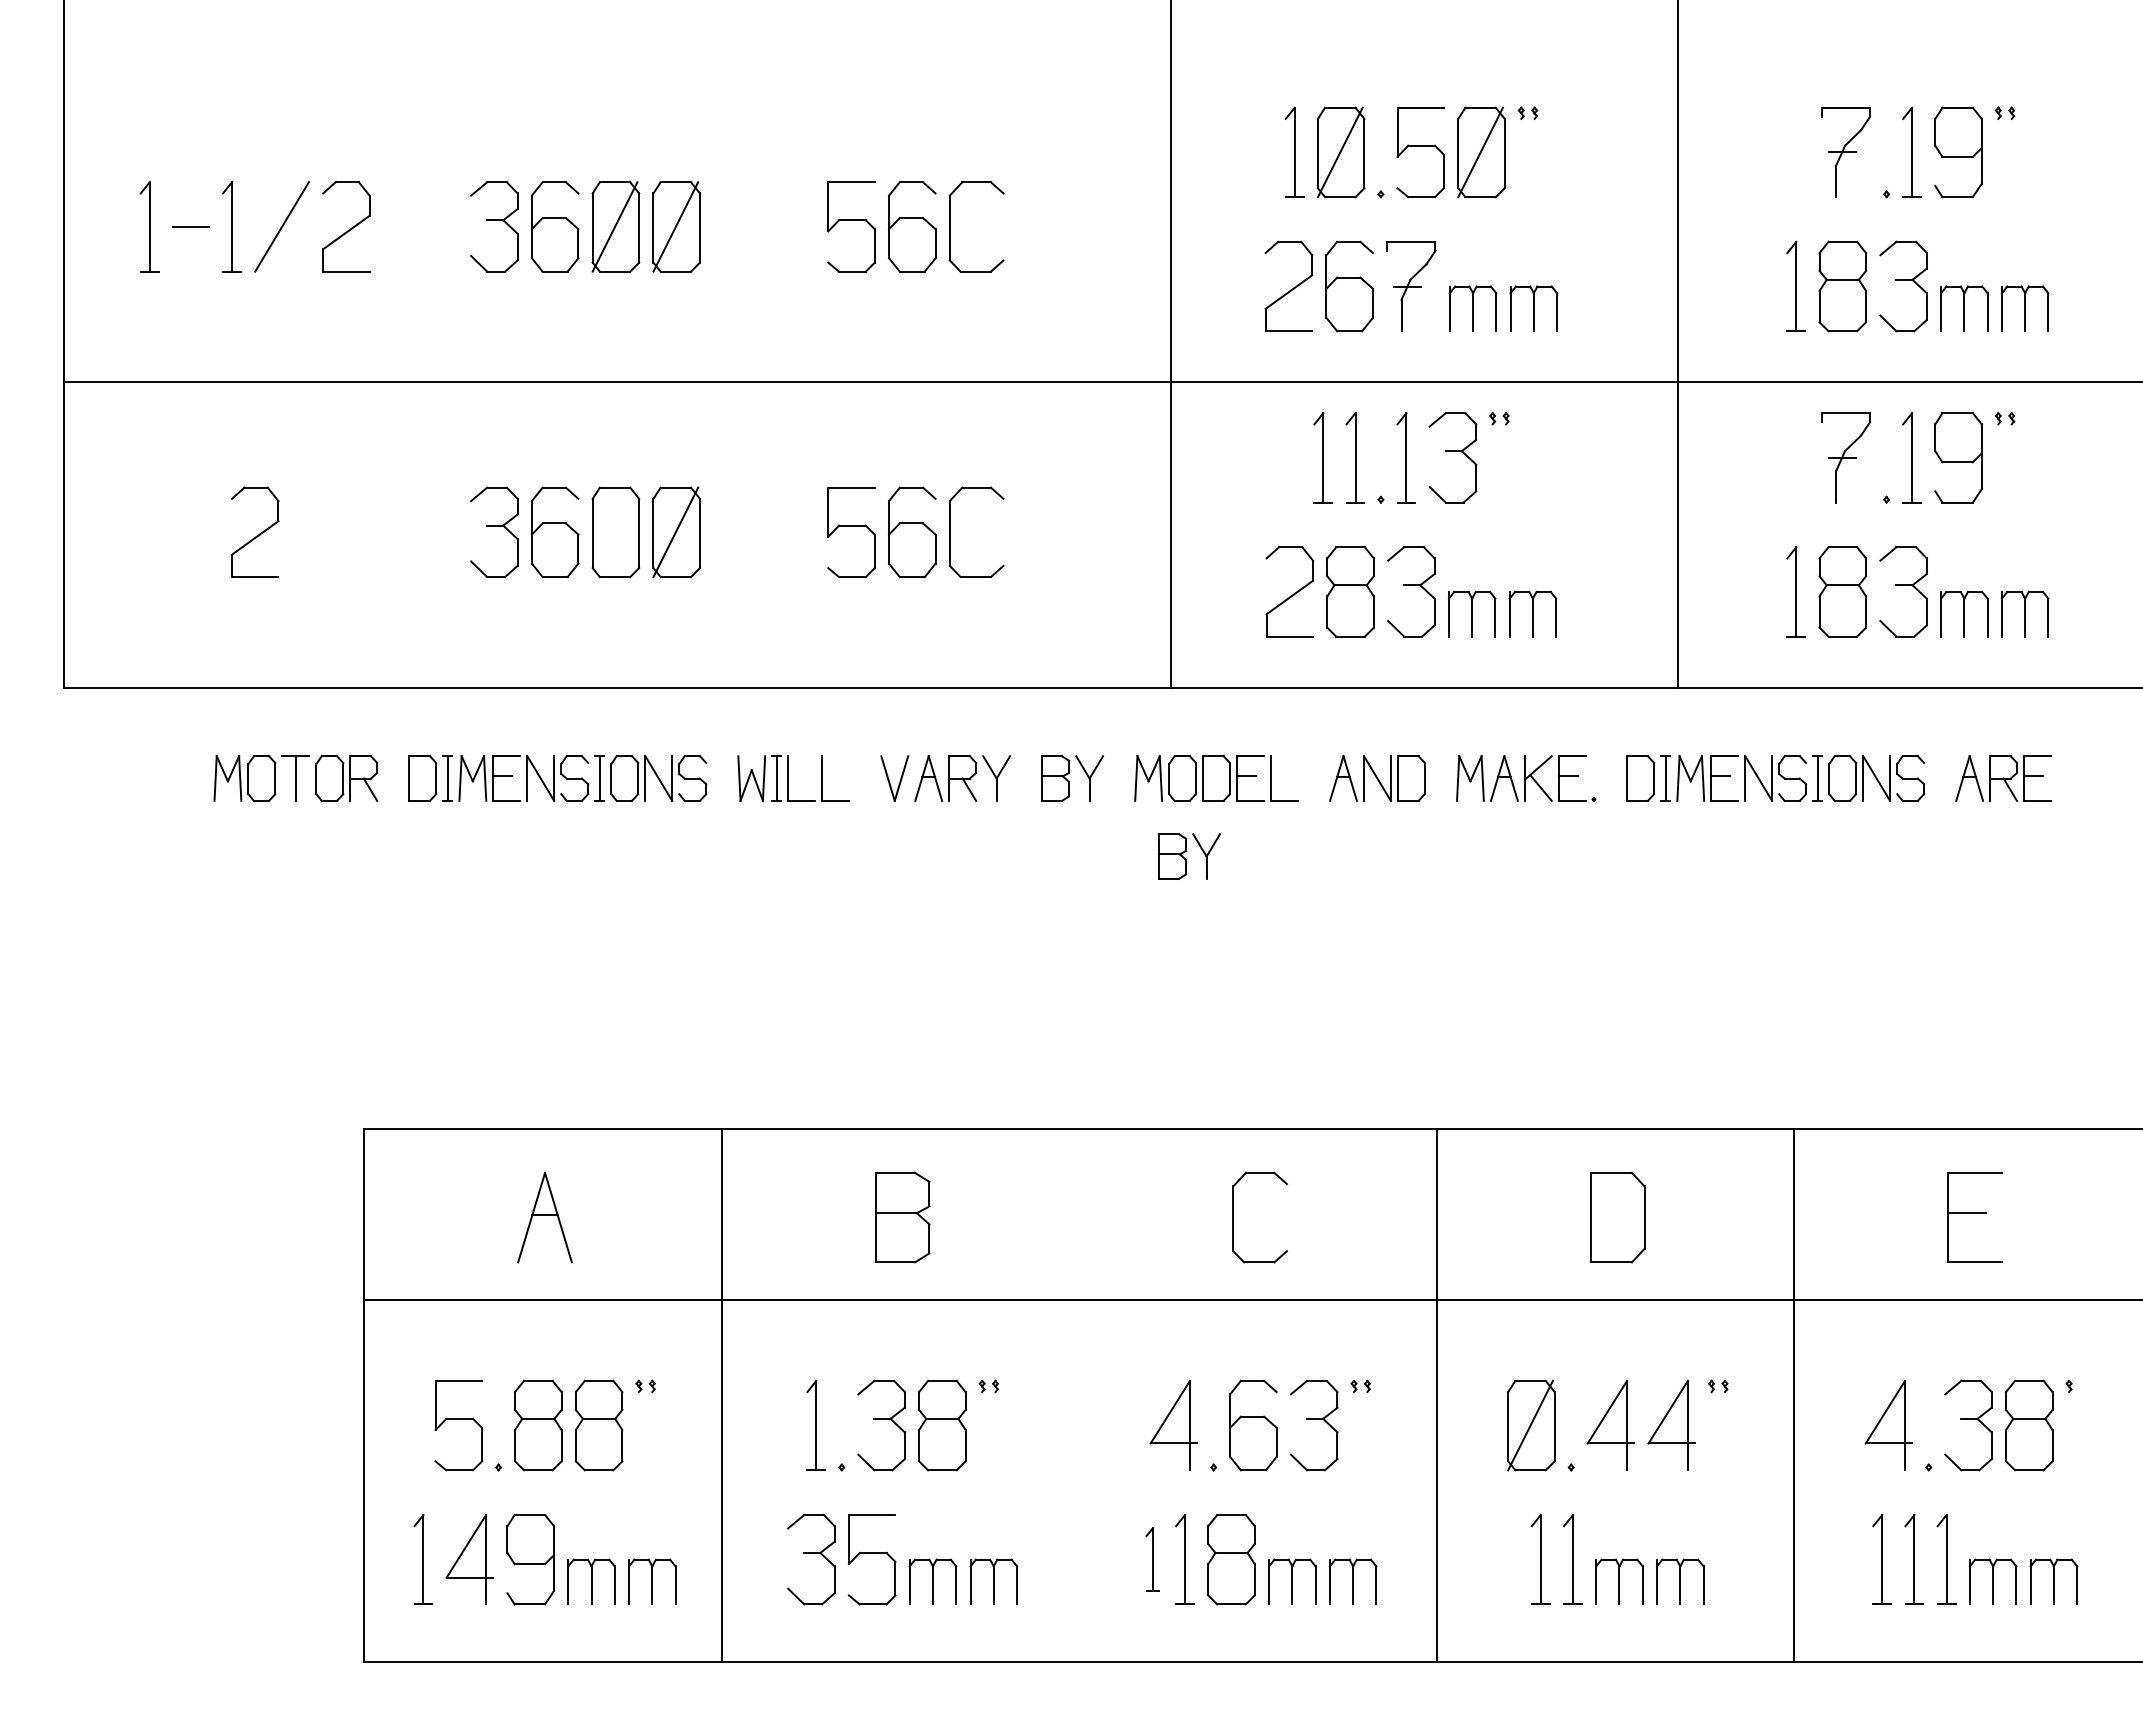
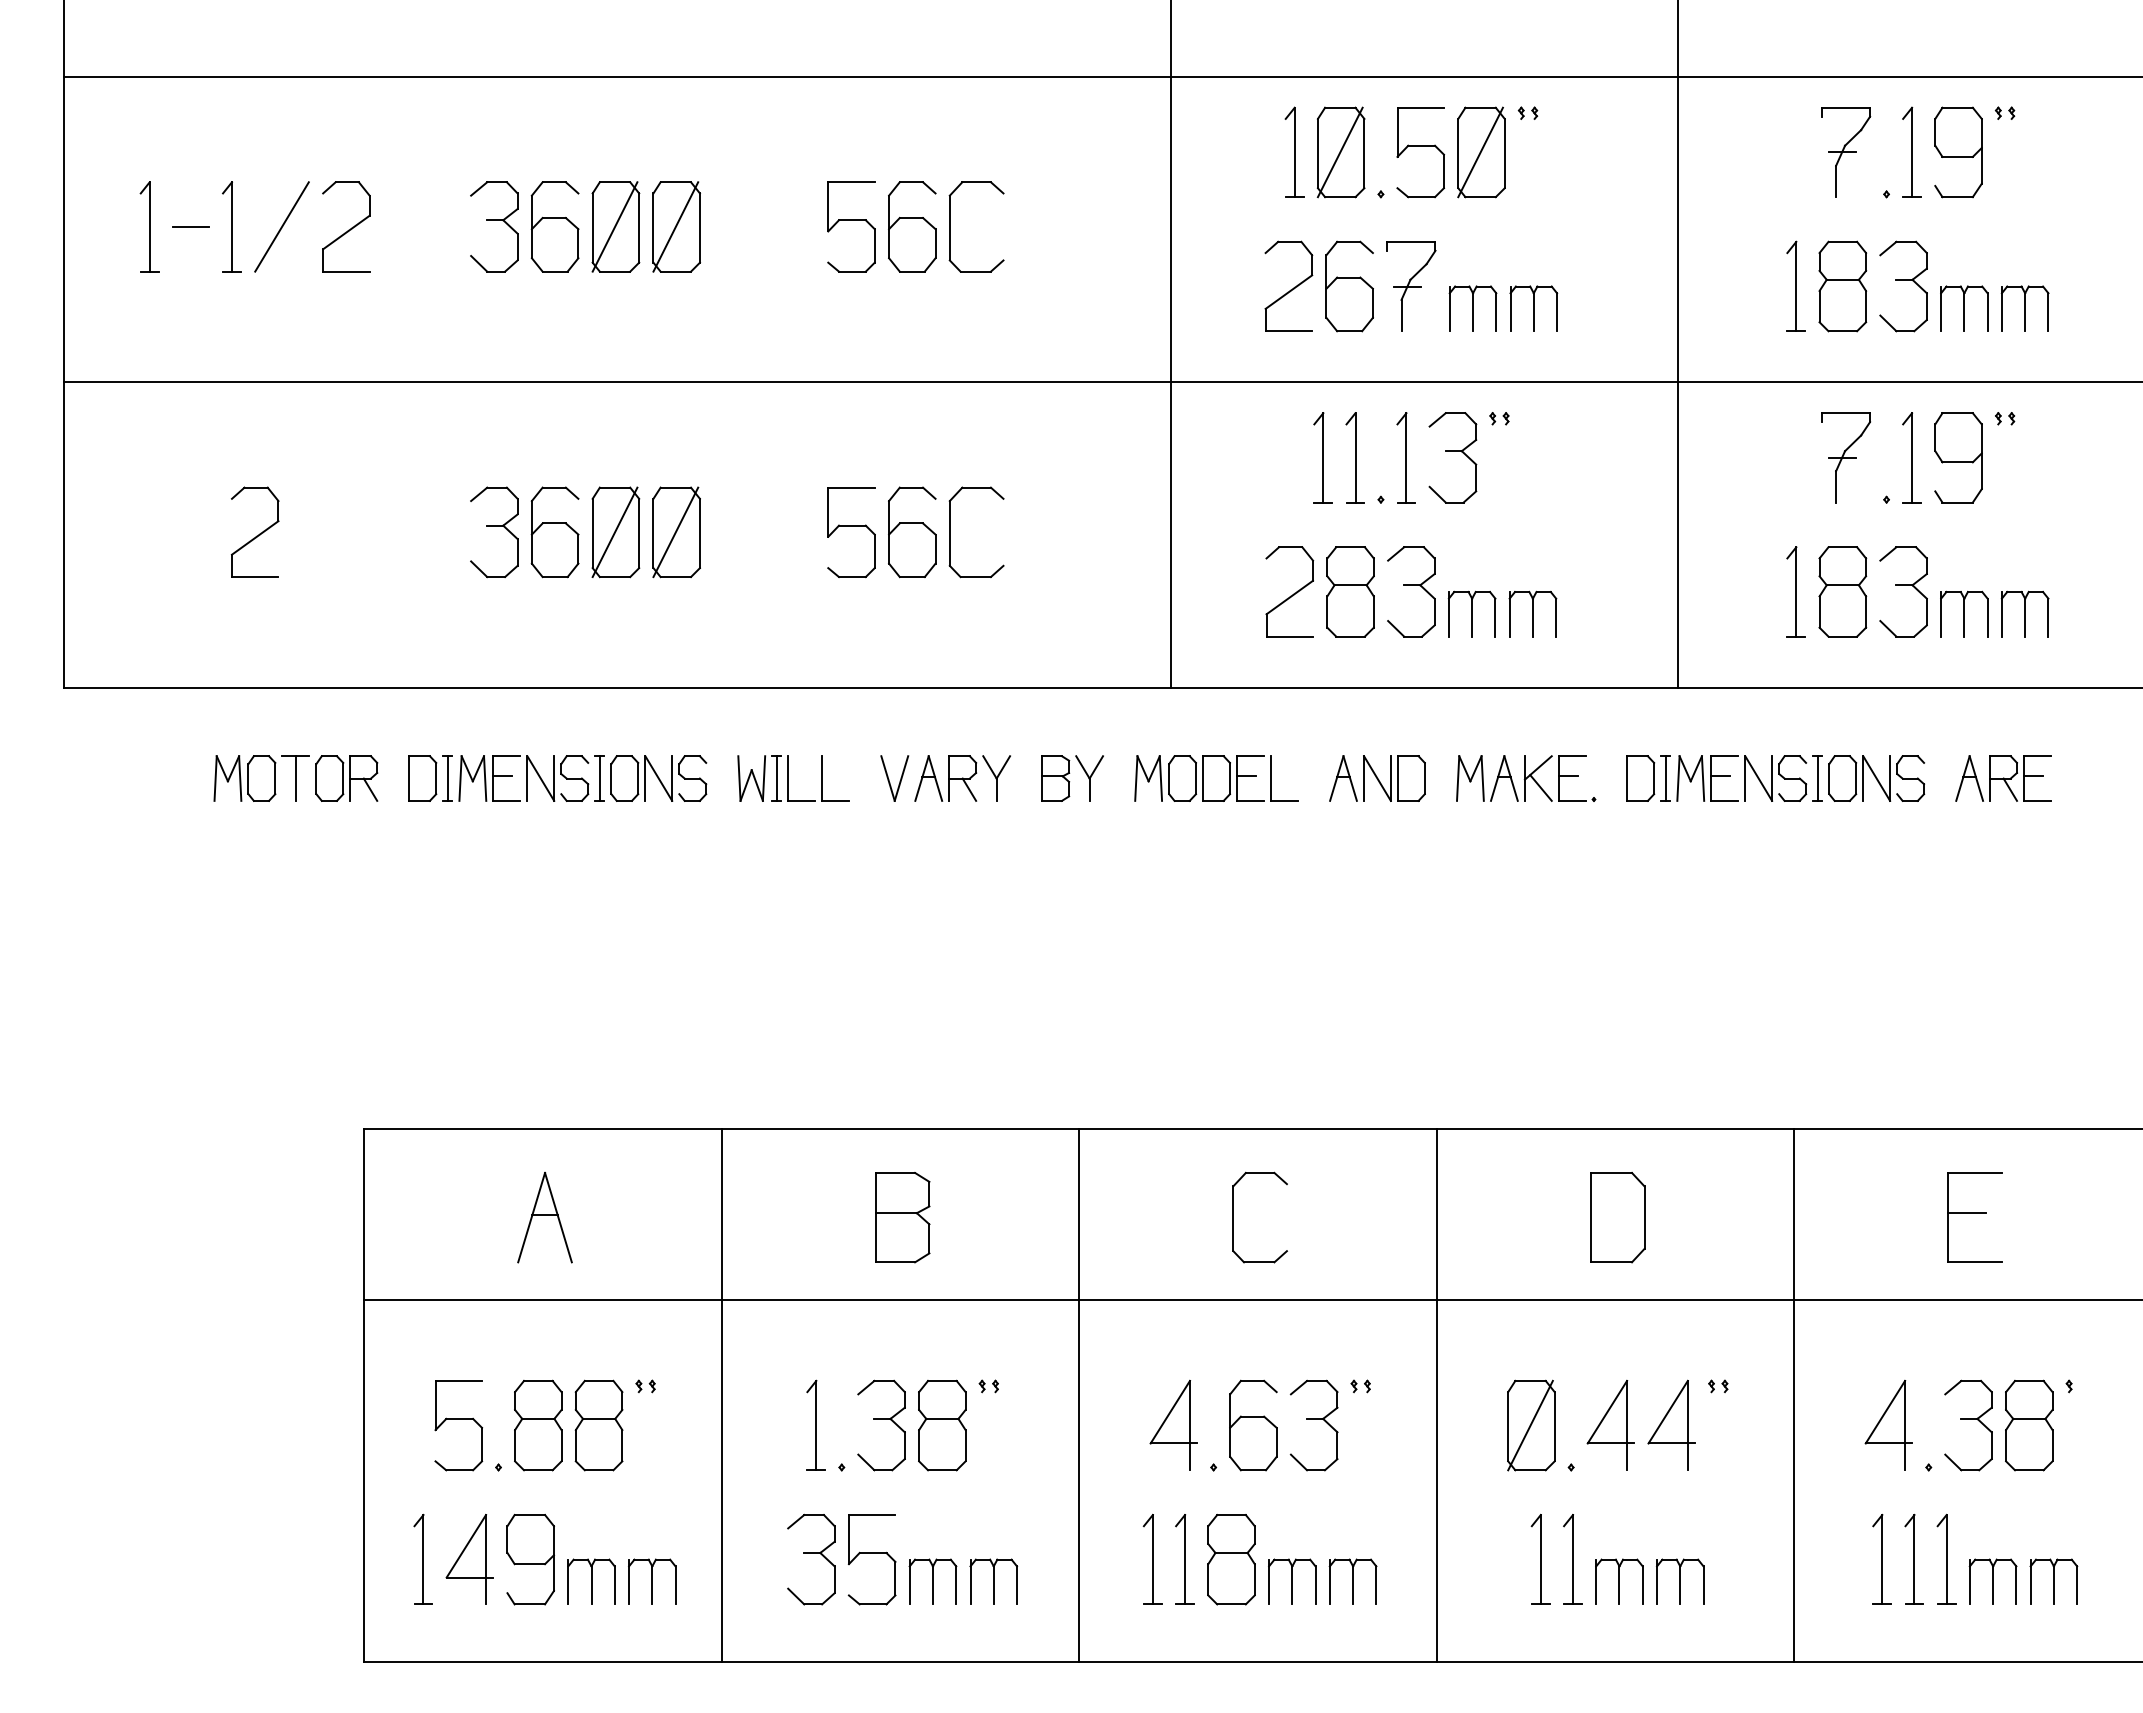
line: none -> present (1101, 76)
line: none -> present (614, 532)
part: present -> none (1189, 856)
line: none -> present (1079, 1395)
part size: 15x65 px -> 21x91 px (1152, 1559)
